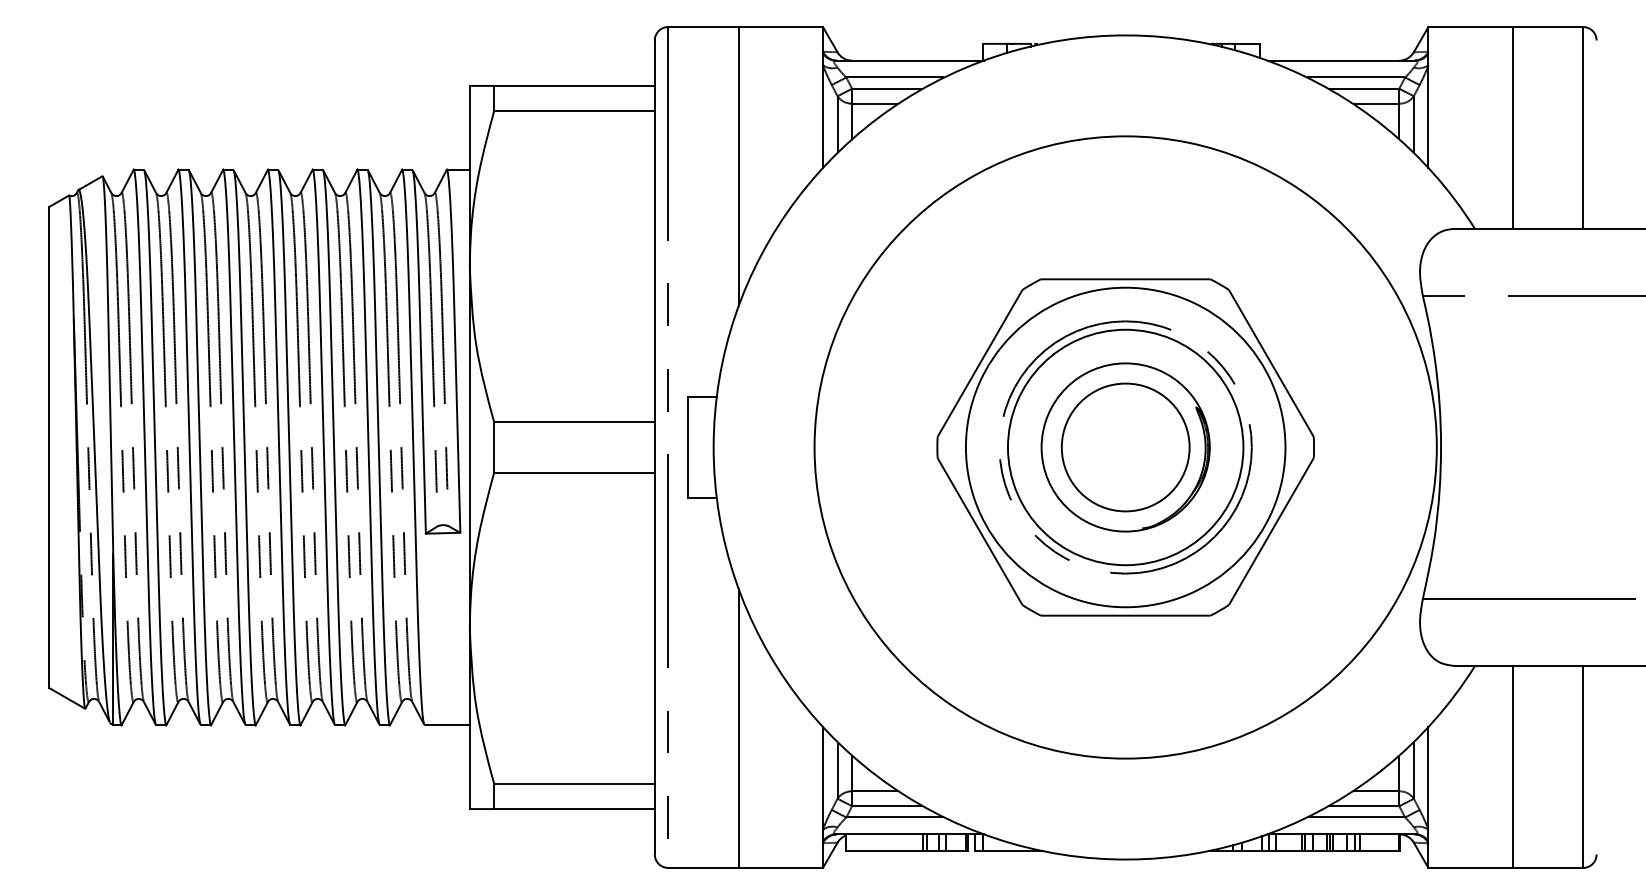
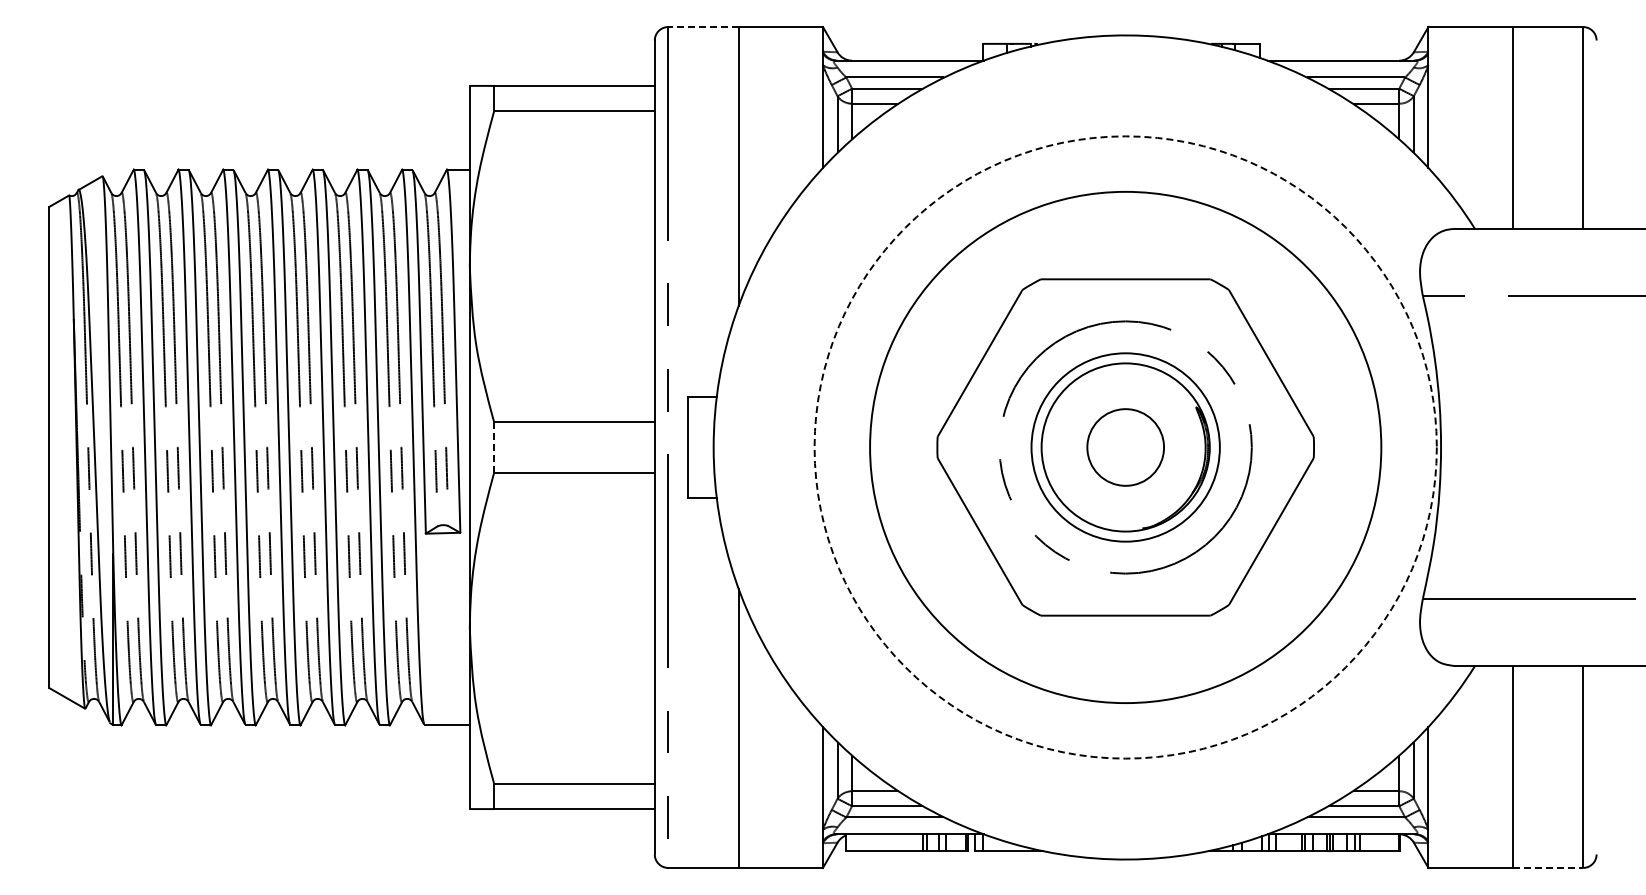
line: solid -> dashed (703, 27)
line: solid -> dashed (494, 447)
circle diameter: 128 px -> 77 px (1125, 447)
circle diameter: 235 px -> 188 px (1125, 447)
circle diameter: 320 px -> 511 px (1125, 447)
circle: solid -> dashed (1125, 447)
line: solid -> dashed (1548, 867)
